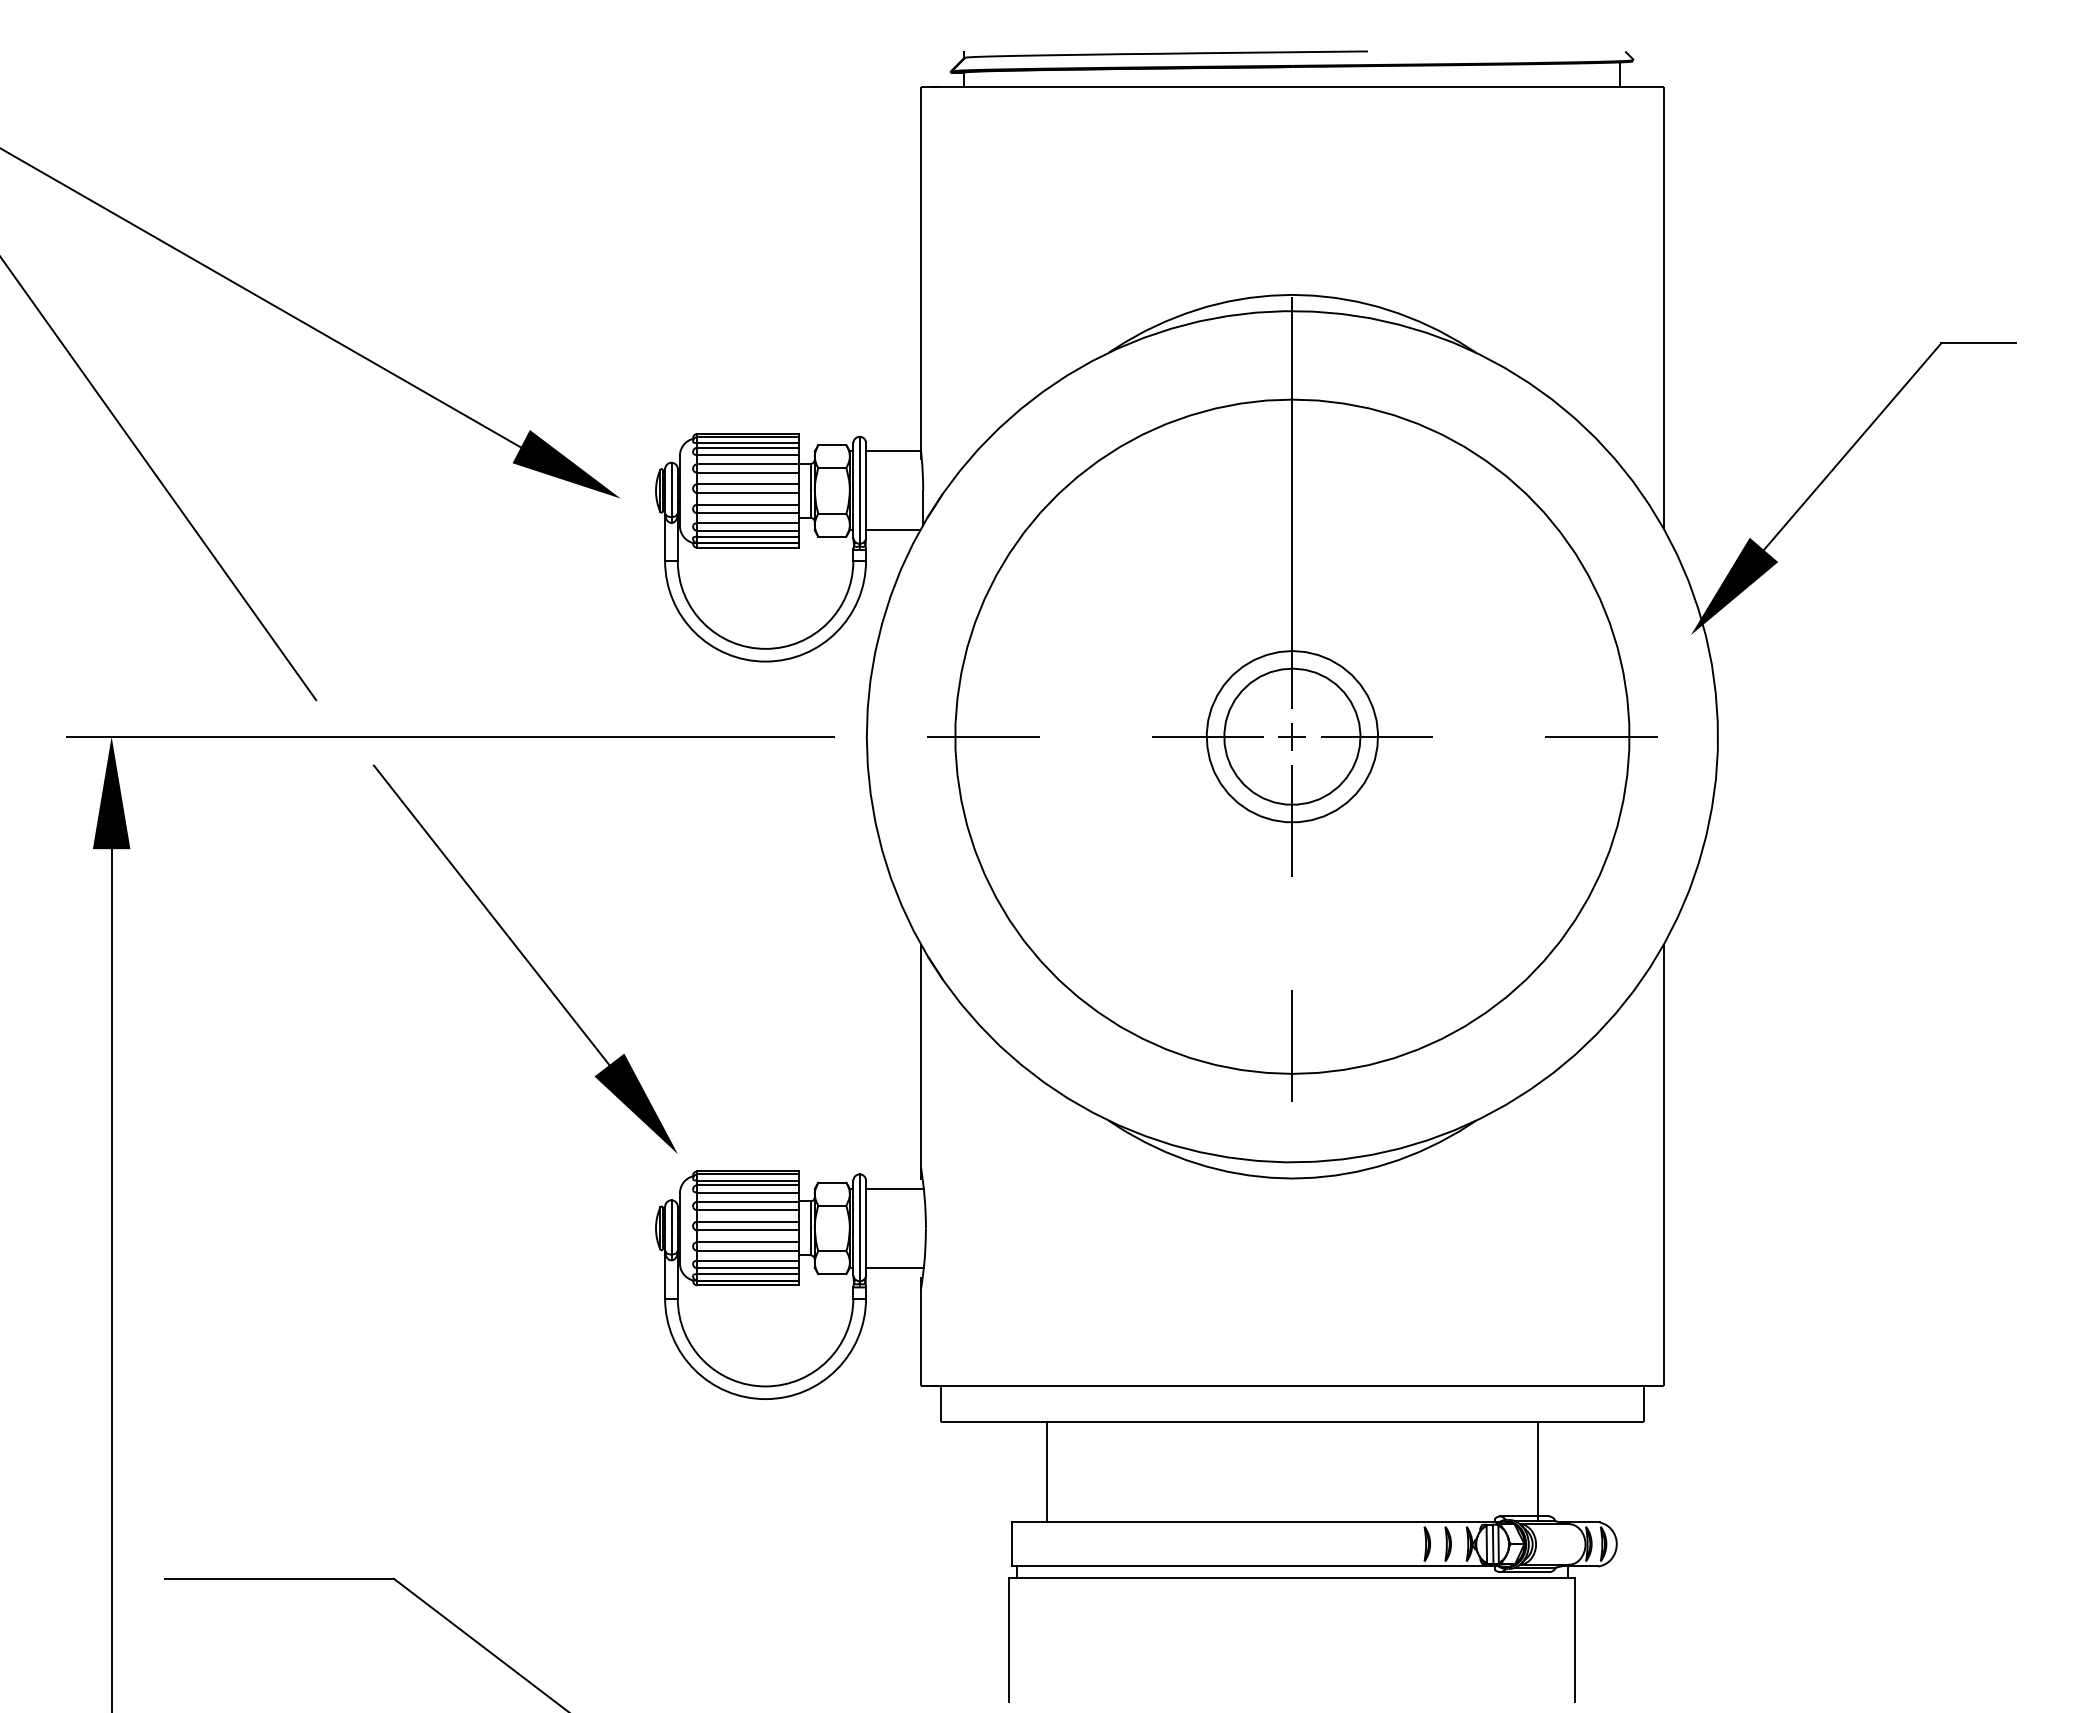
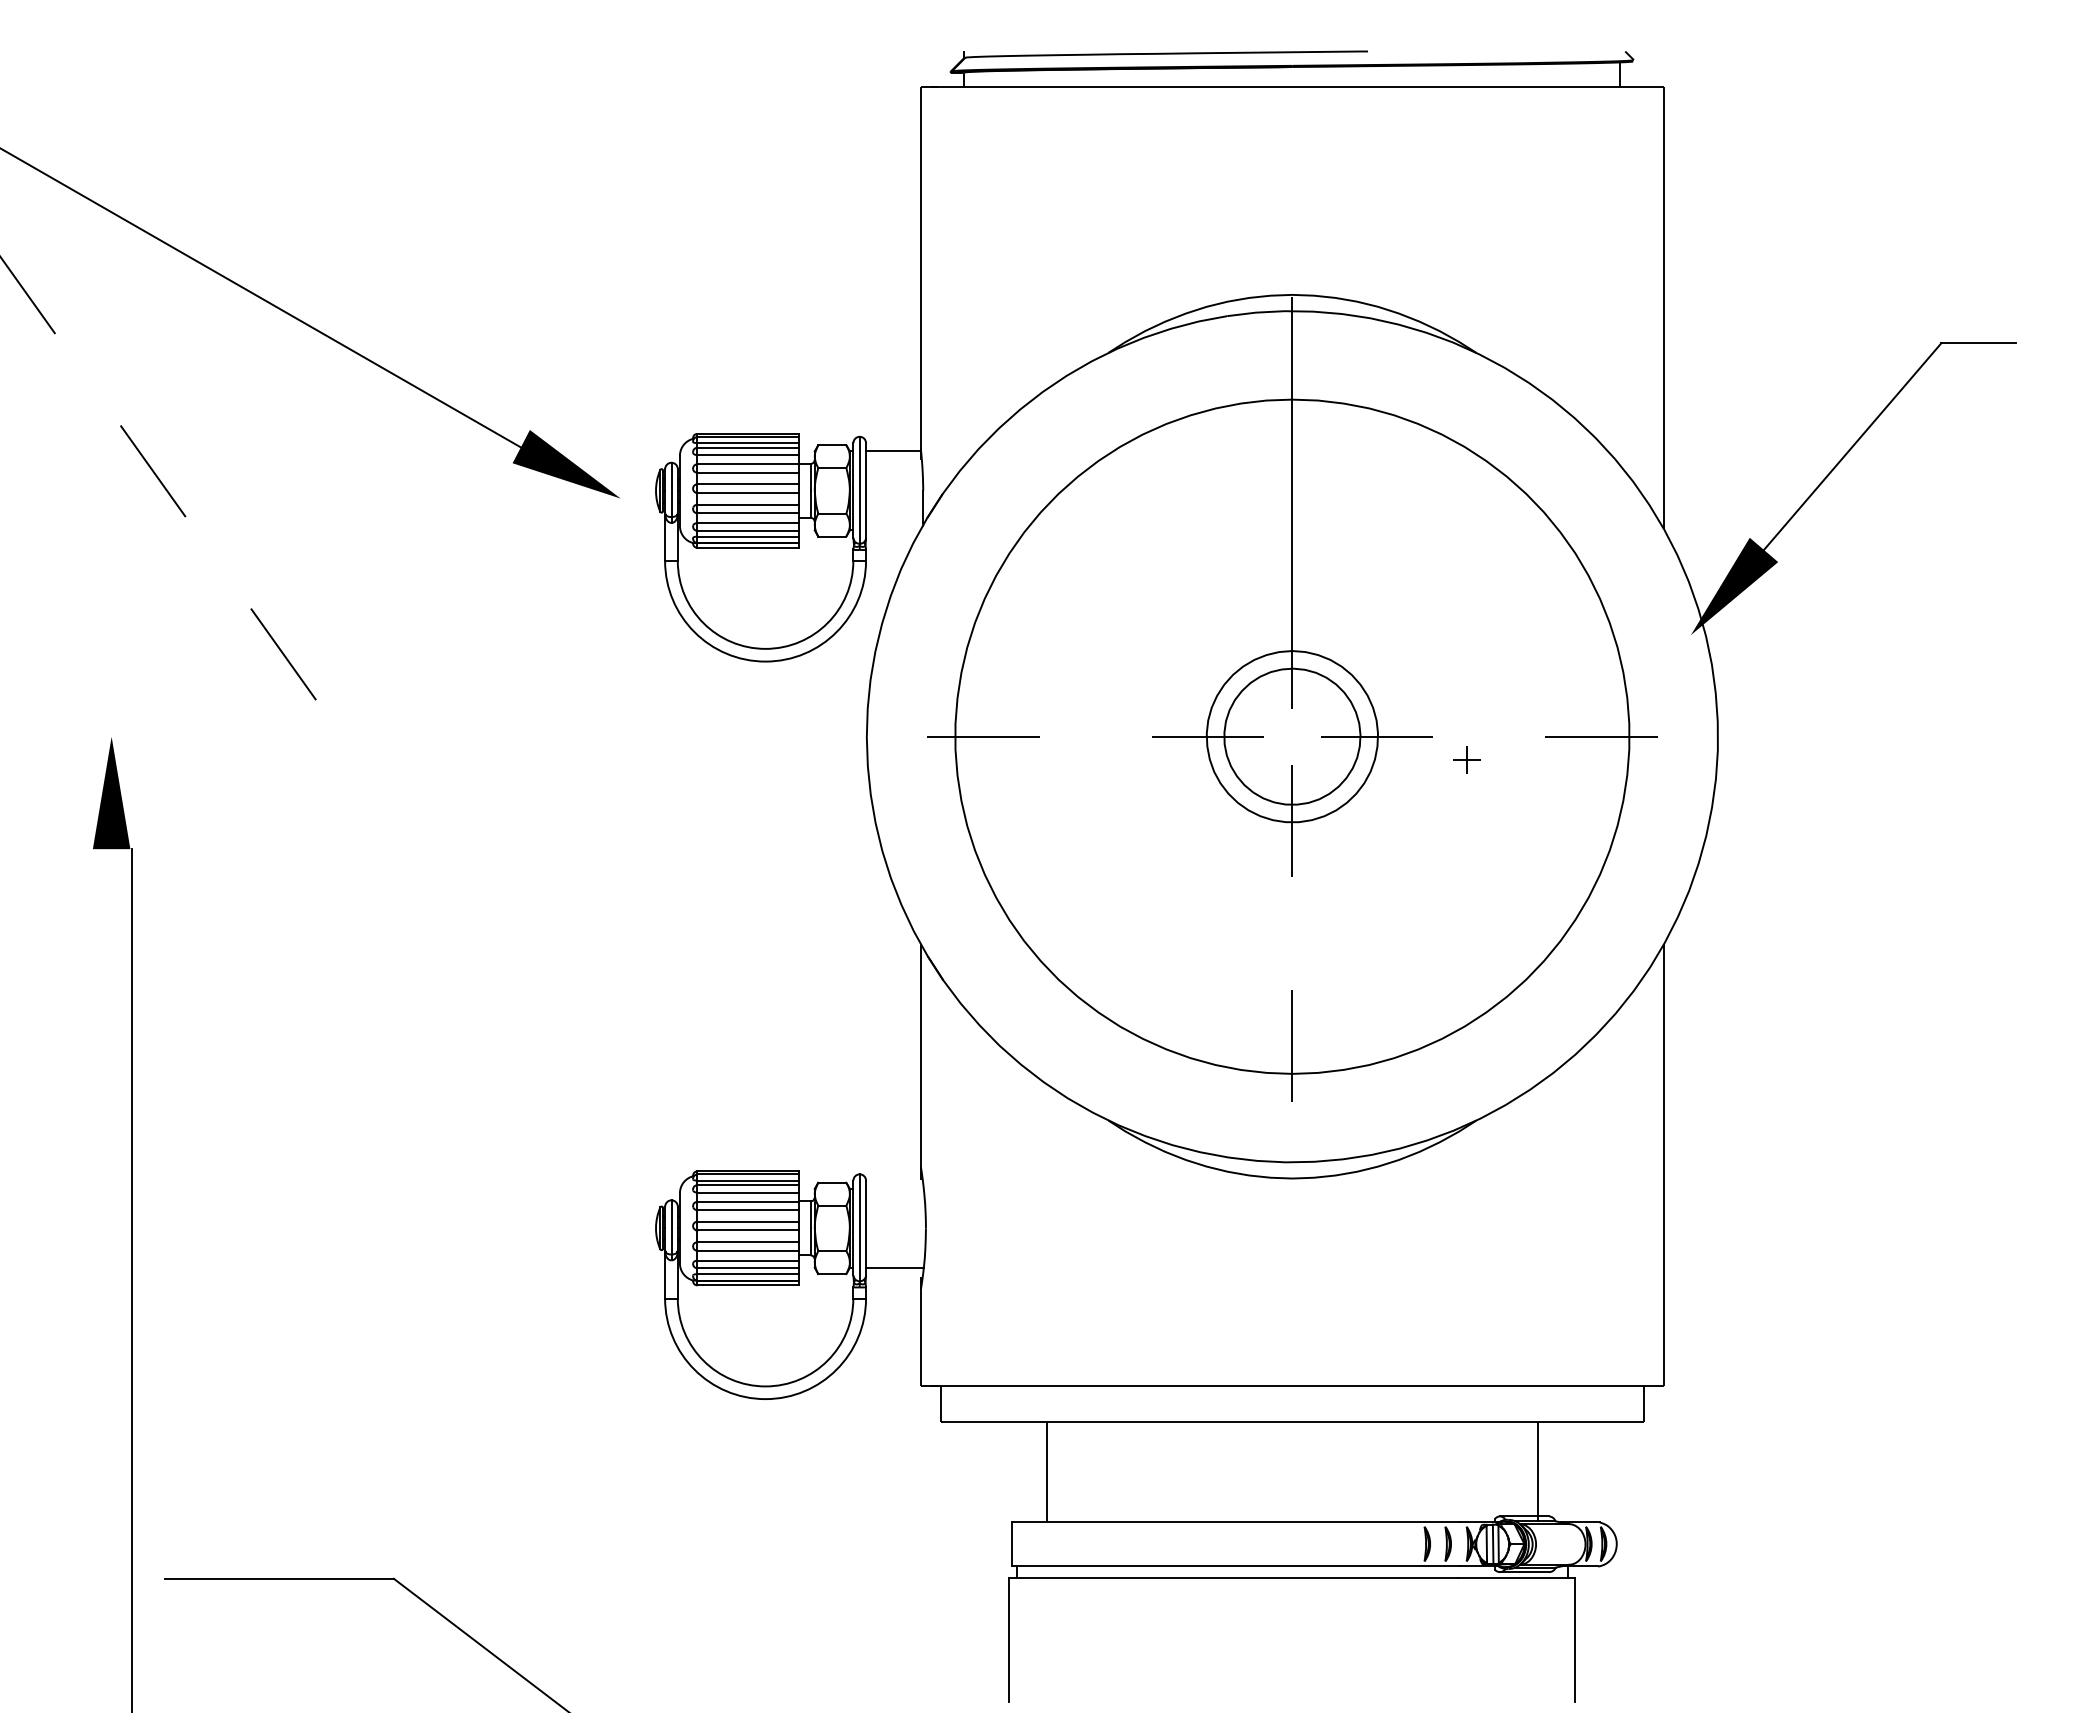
line: solid -> dashed (157, 477)
line: present -> none (893, 530)
line: present -> none (449, 736)
part position: (1291, 736) -> (1466, 759) (1466, 759)
part: present -> none (524, 958)
line: present -> none (894, 1188)
line position: (111, 1279) -> (131, 1279) (131, 1279)
